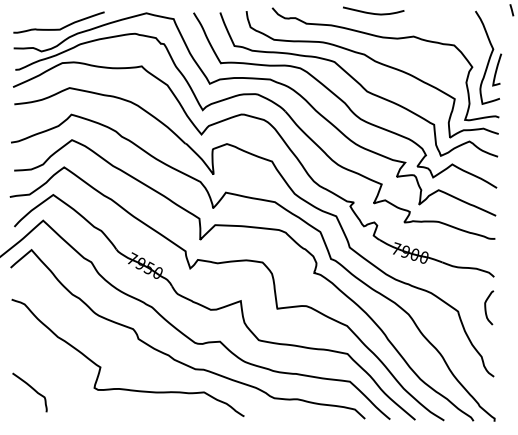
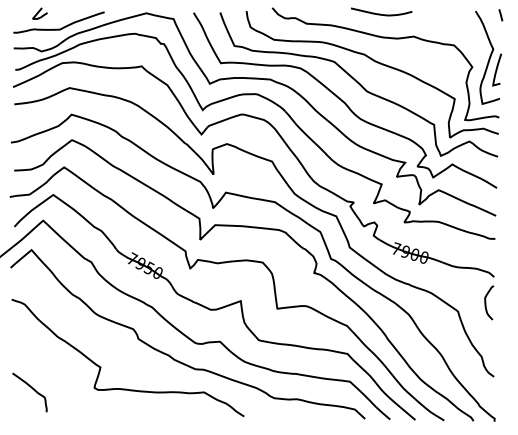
line position: (511, 10) -> (500, 15) (500, 15)
curve: none -> present (39, 12)
curve position: (373, 12) -> (381, 13) (381, 13)
curve position: (486, 307) -> (486, 302) (486, 302)
